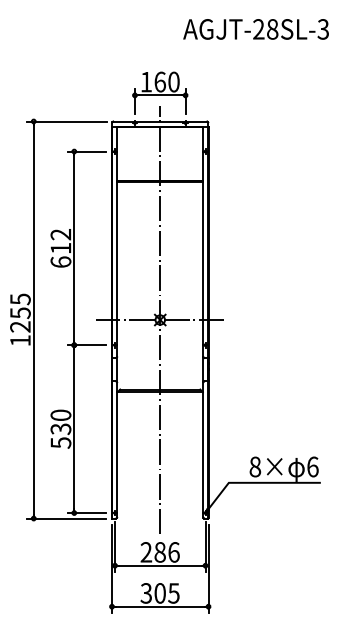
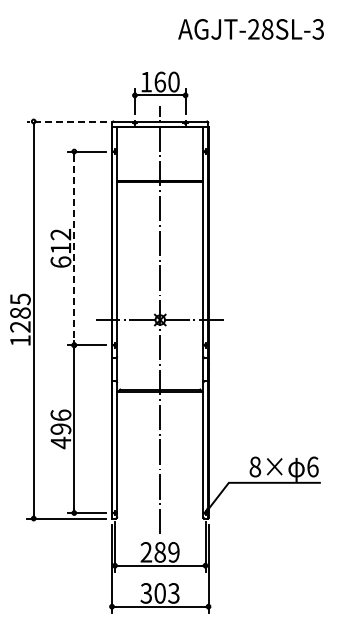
text position: (255, 29) -> (250, 29) (250, 29)
line: solid -> dashed (67, 121)
line: solid -> dashed (74, 248)
text: 1255 -> 1285 (20, 313)
text: 530 -> 496 (60, 429)
text: 286 -> 289 (173, 552)
text: 305 -> 303 (173, 593)
